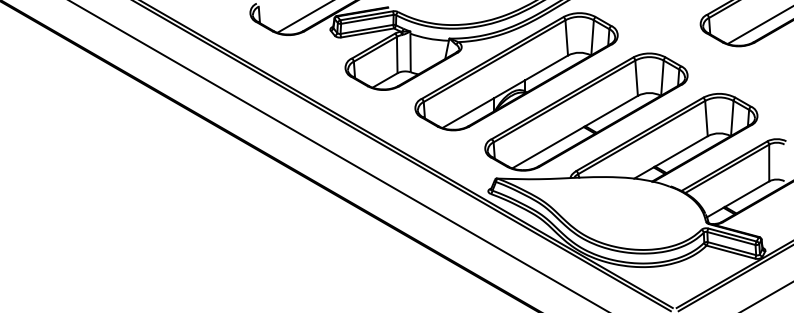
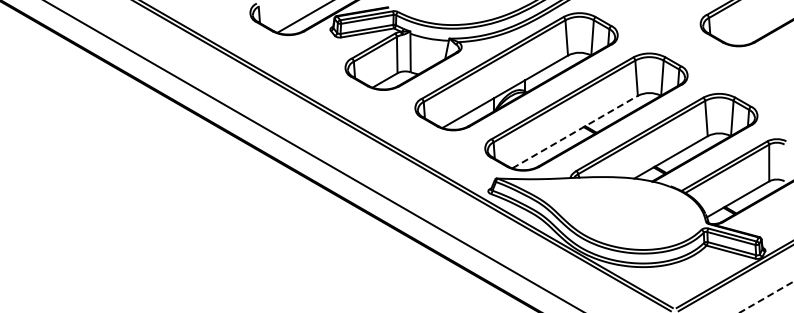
line: present -> none (758, 25)
line: solid -> dashed (575, 131)
line position: (338, 155) -> (313, 155) (313, 155)
line: solid -> dashed (766, 297)
